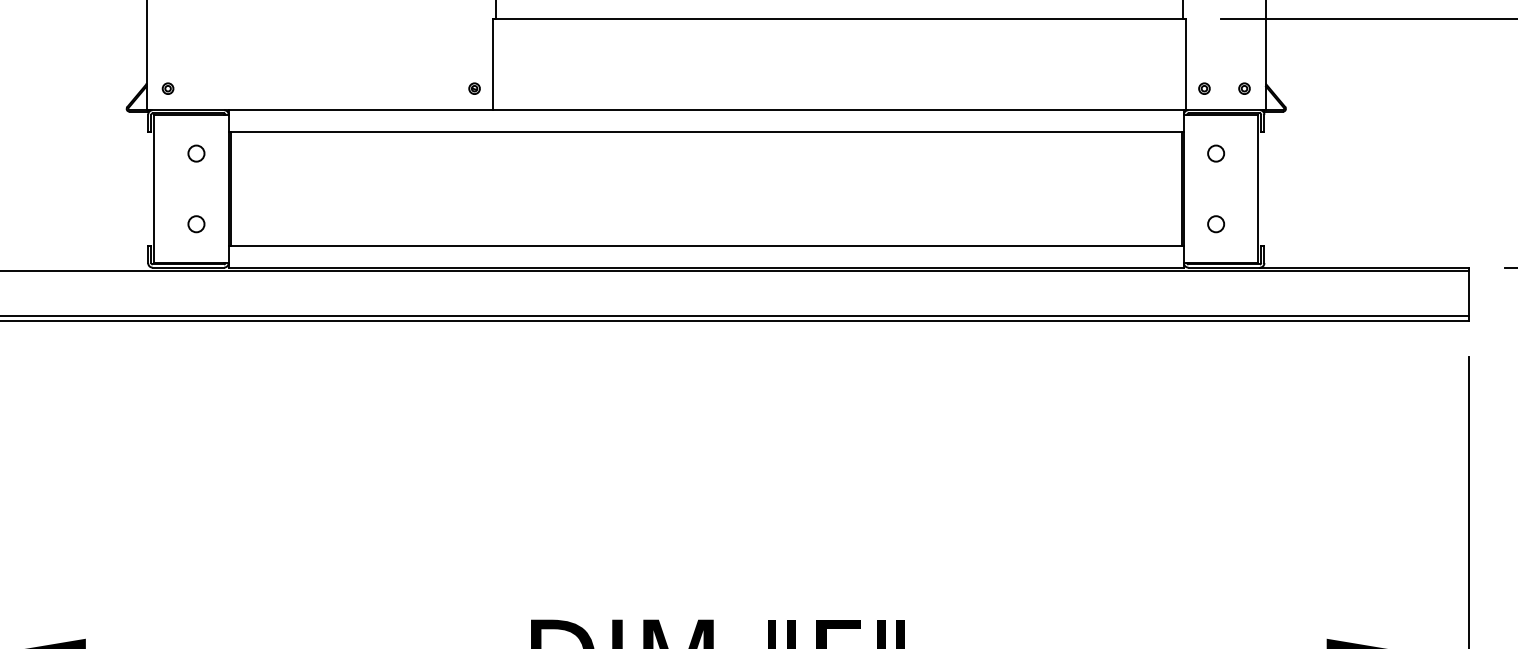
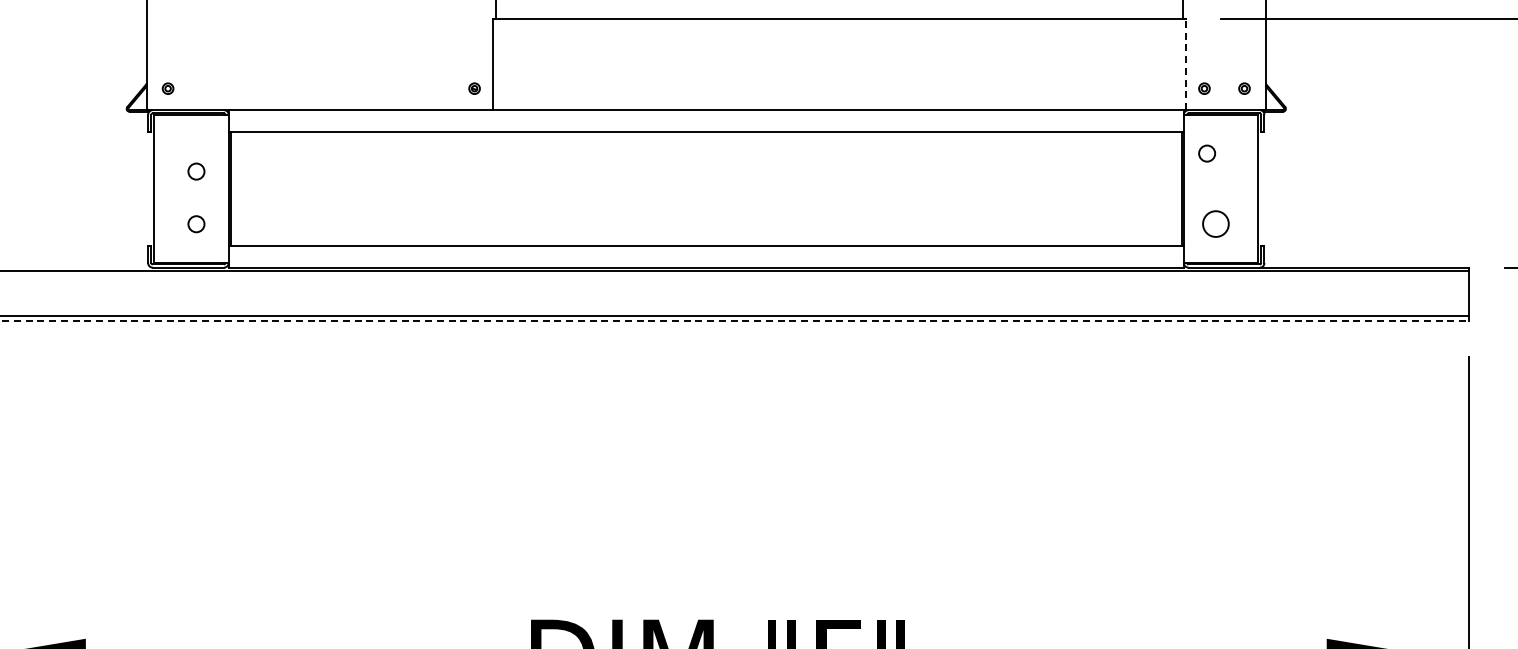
line: solid -> dashed (1185, 64)
circle position: (196, 153) -> (196, 171) (196, 171)
circle position: (1216, 153) -> (1207, 153) (1207, 153)
circle size: 19x19 px -> 28x28 px (1215, 223)
line: solid -> dashed (735, 321)
